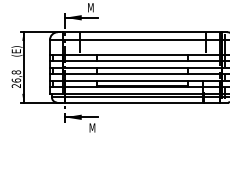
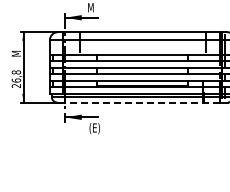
text: (E) -> M (16, 51)
line: solid -> dashed (142, 102)
text: M -> (E) (94, 128)
